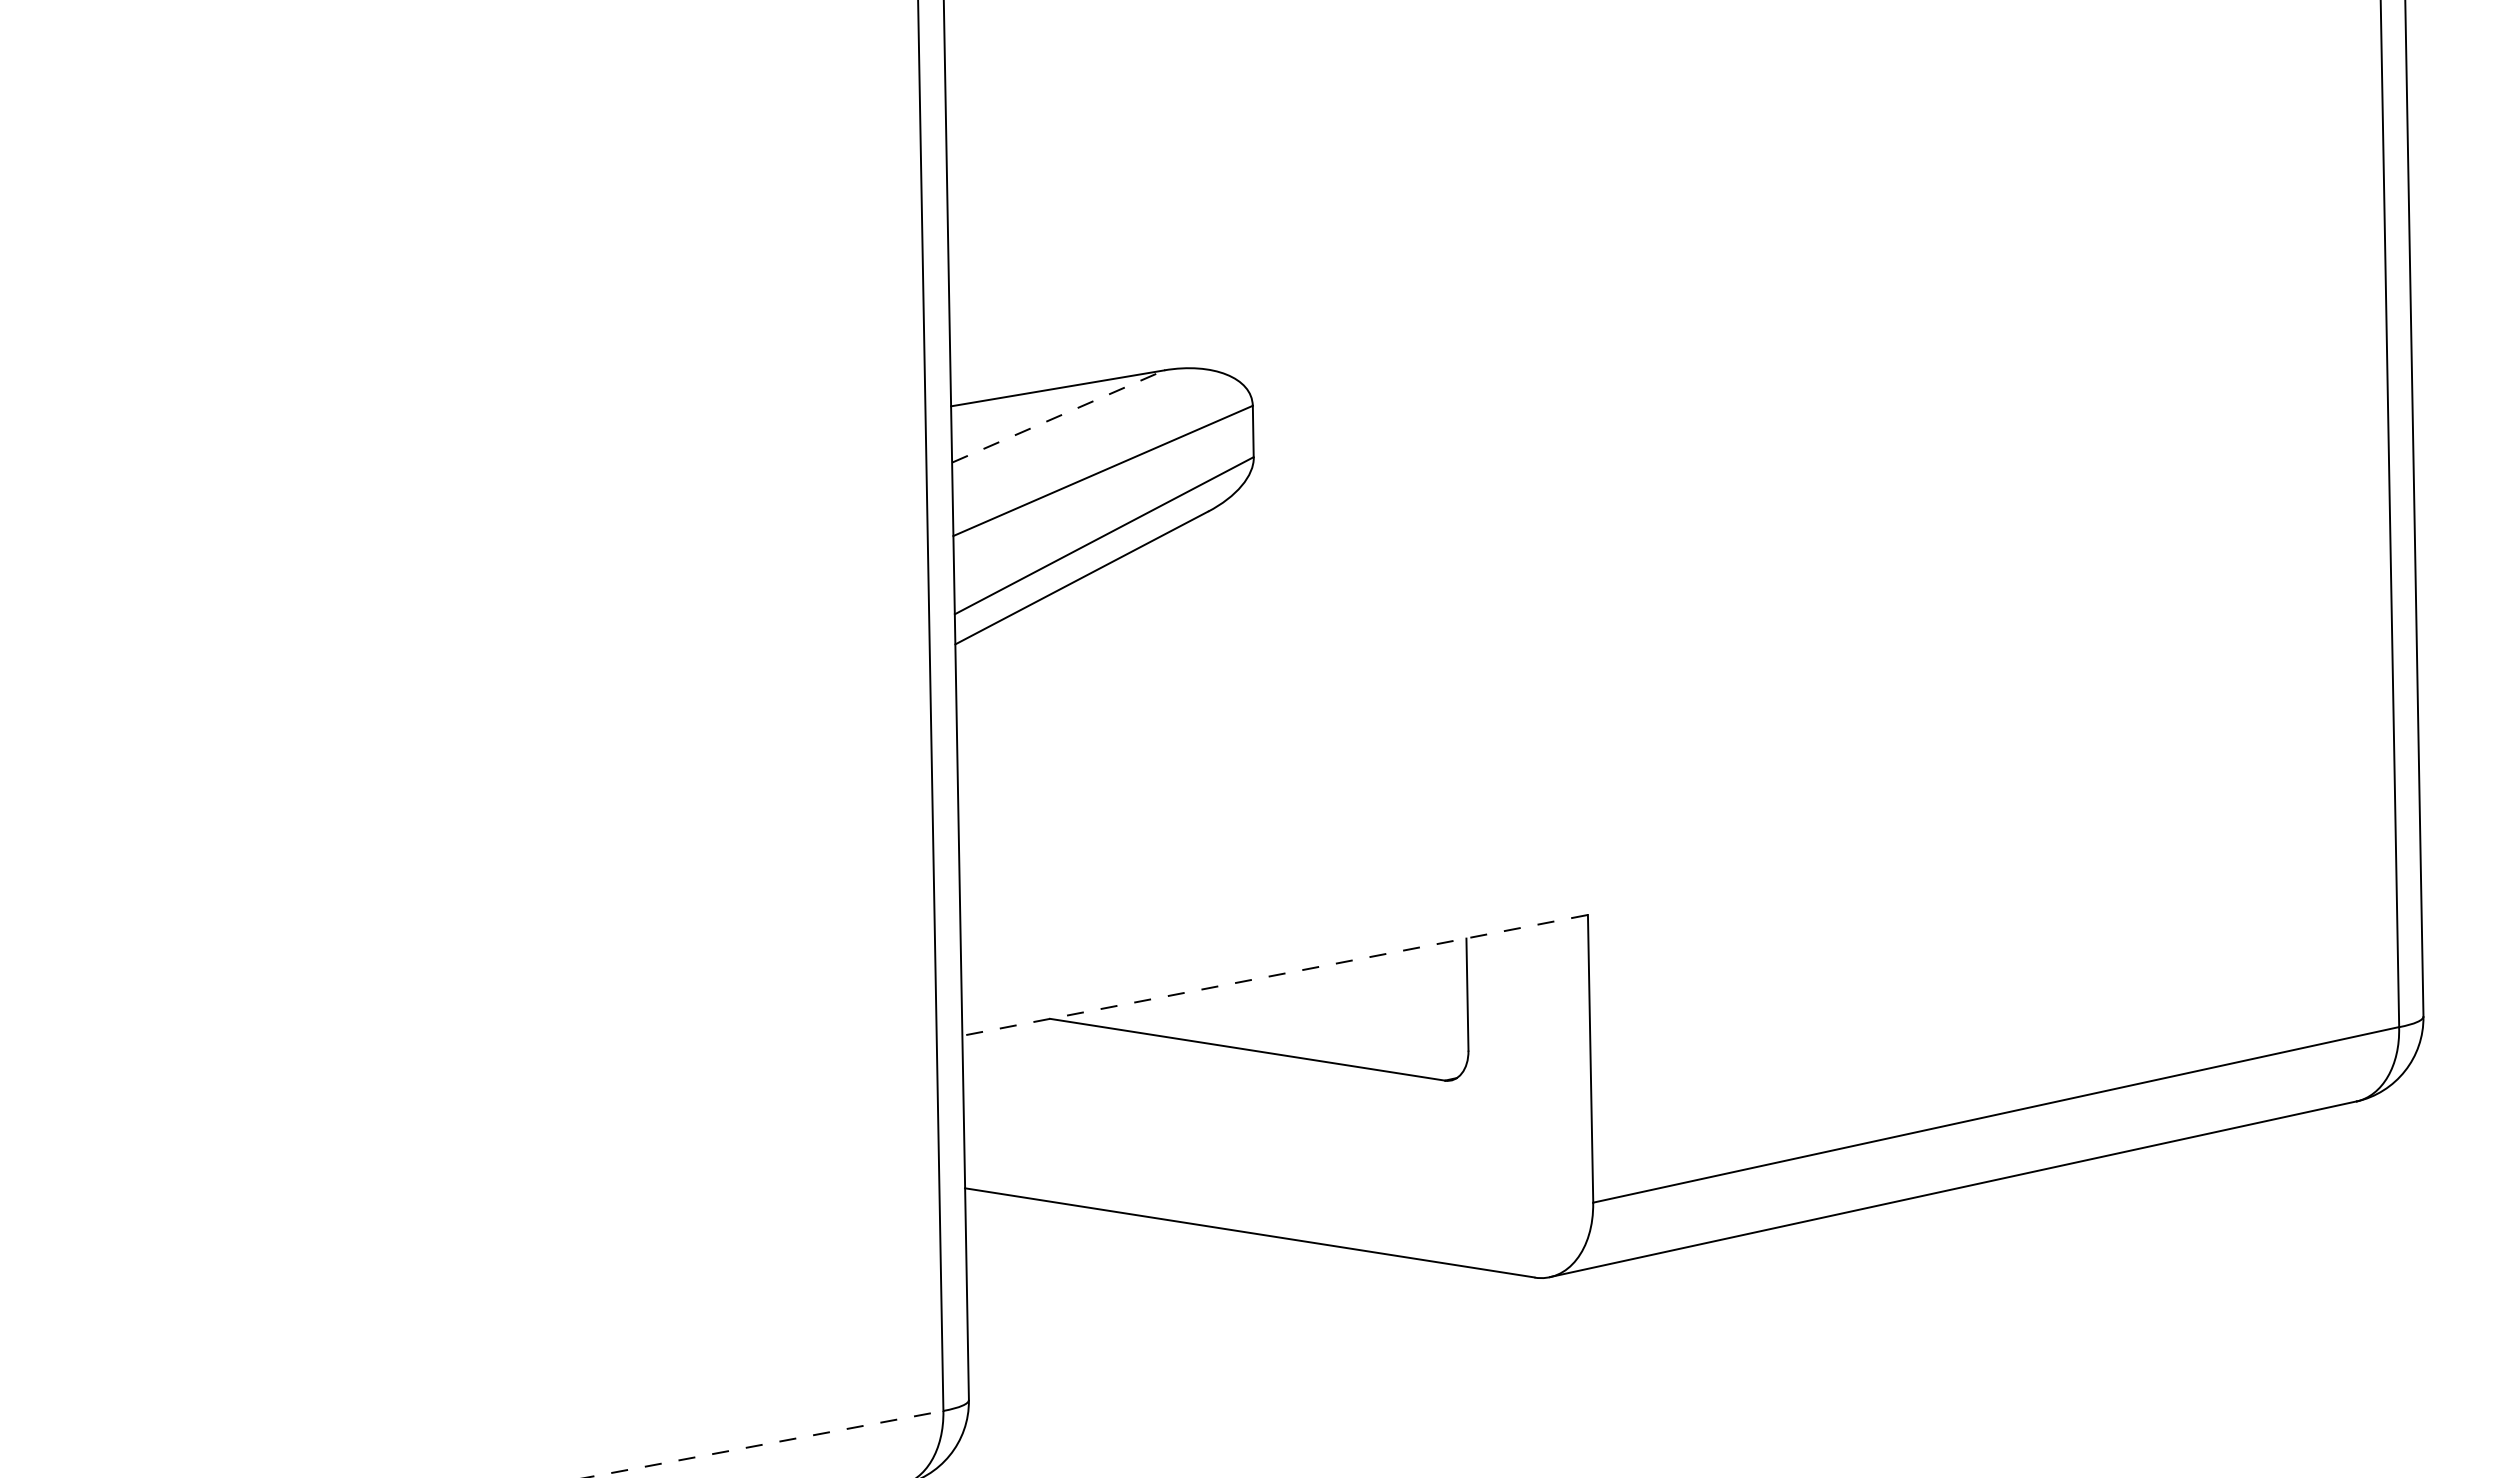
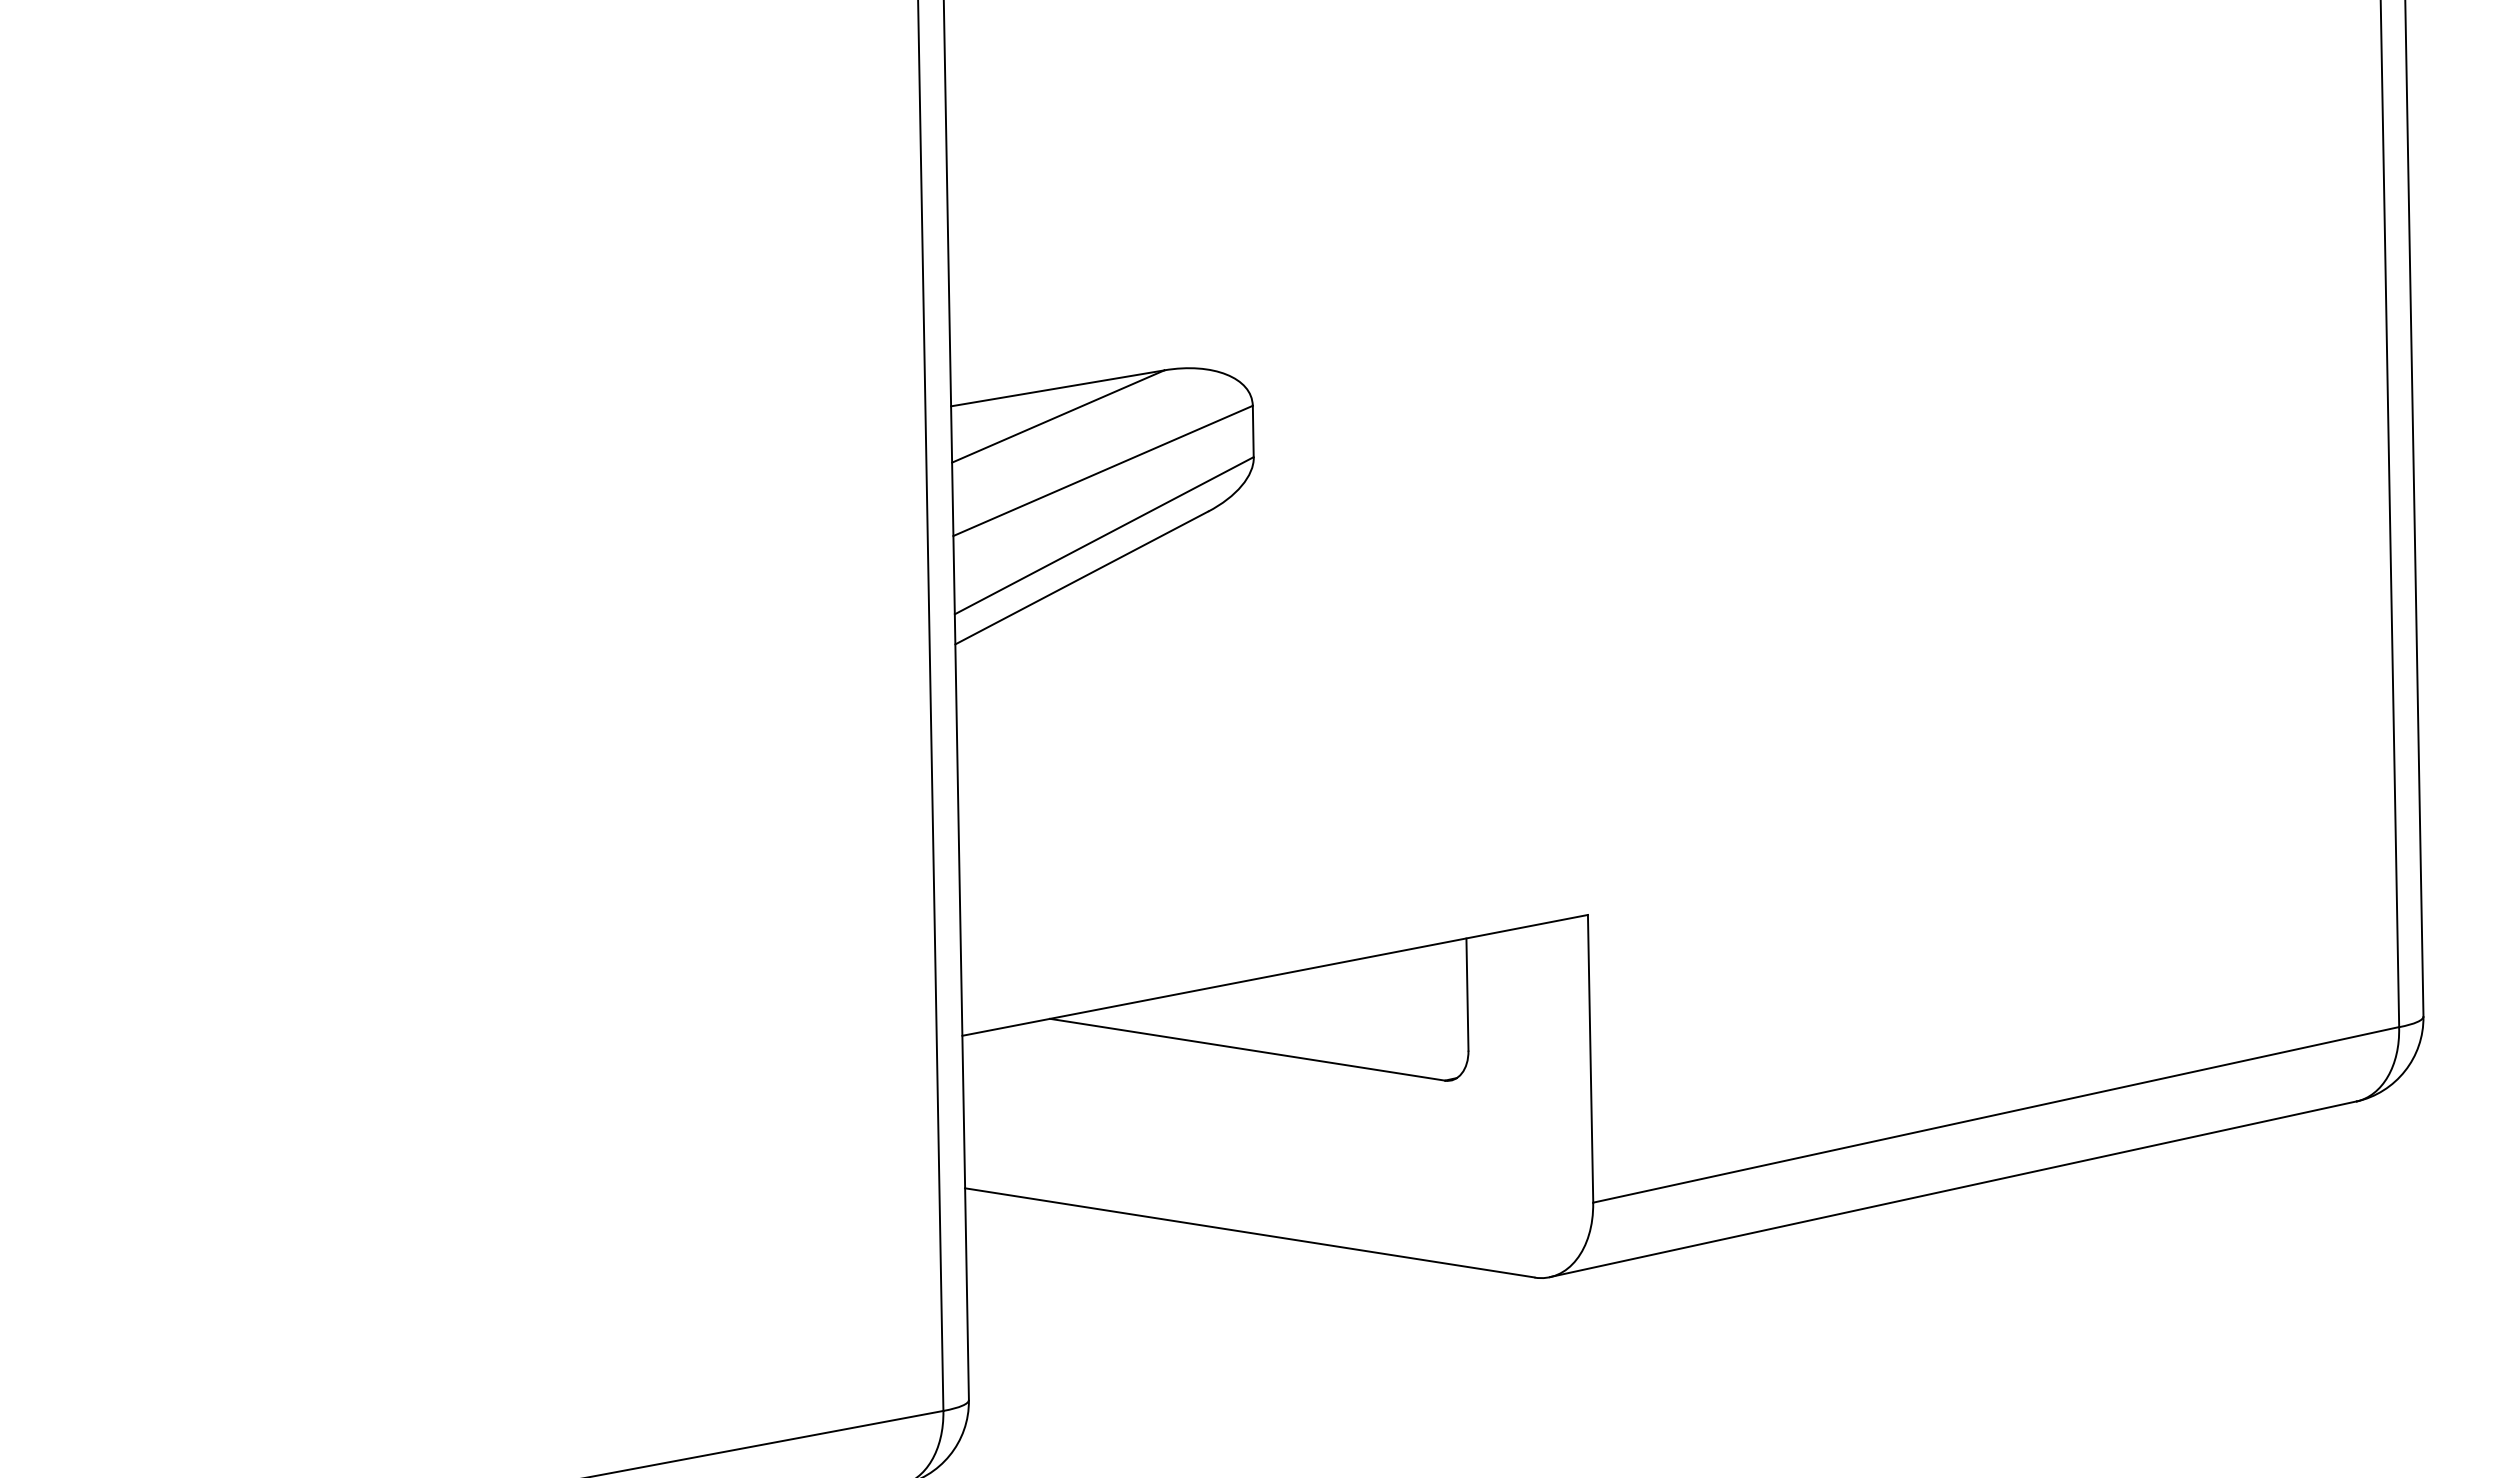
line: dashed -> solid (1058, 416)
line: dashed -> solid (1275, 975)
line: dashed -> solid (764, 1444)
